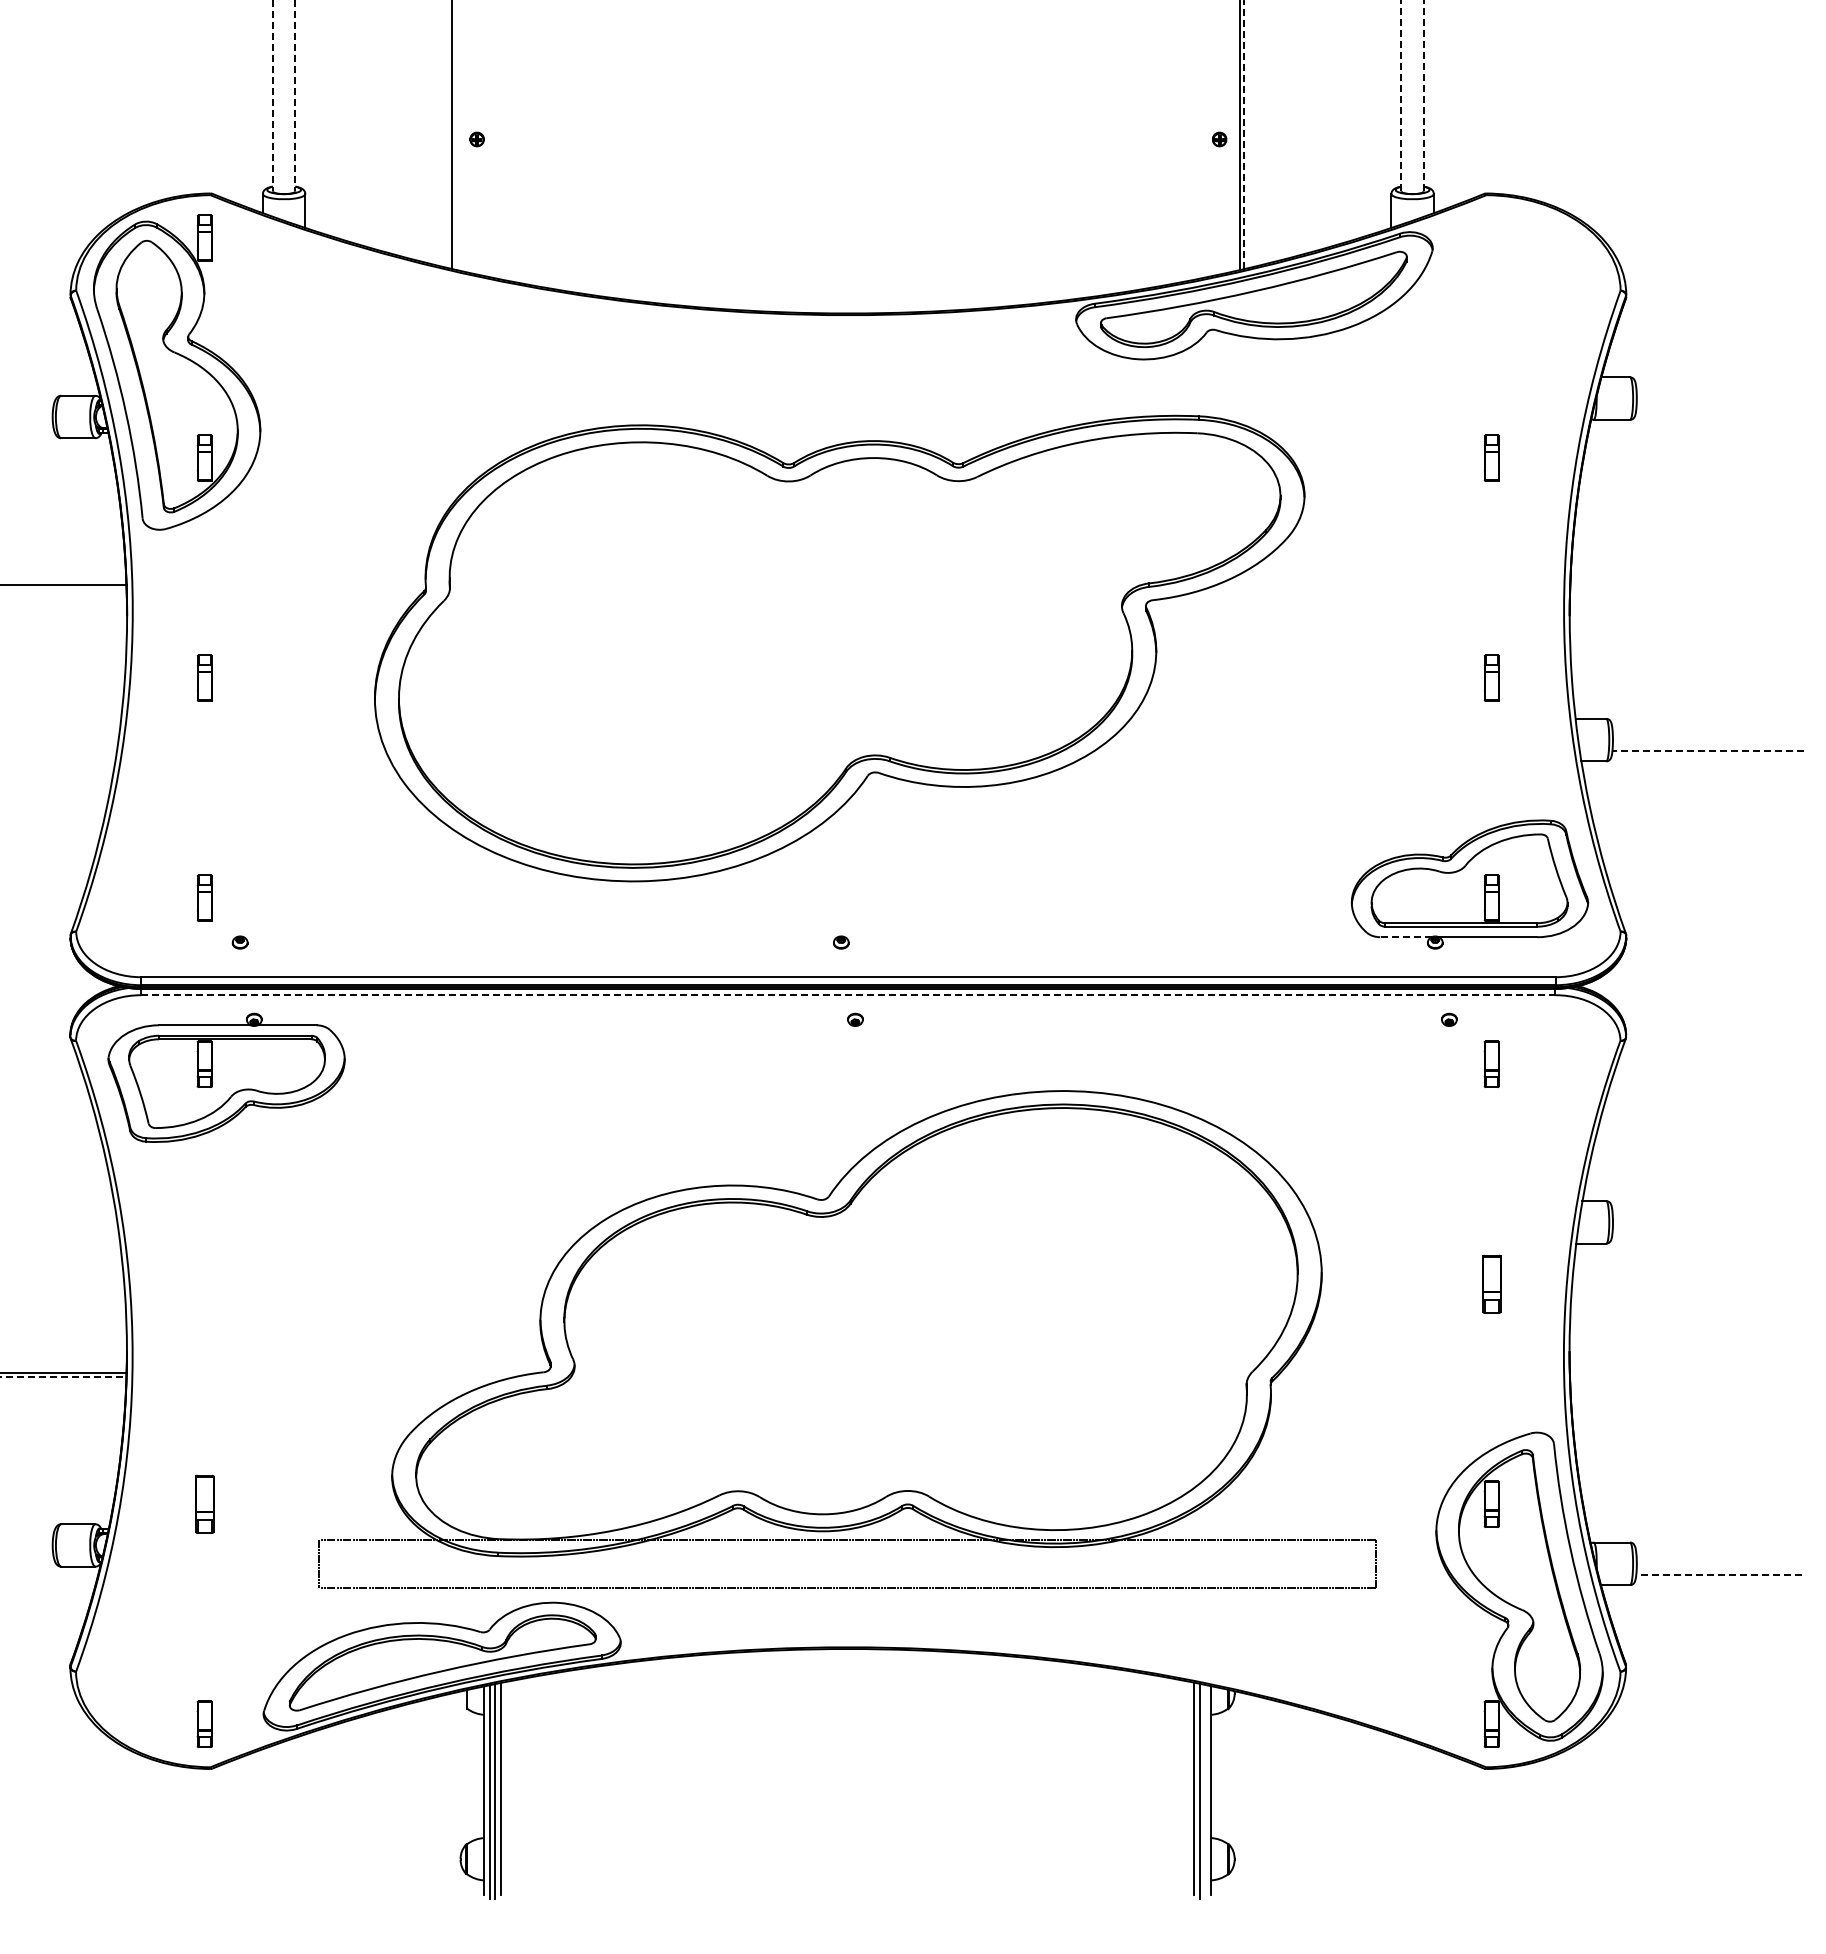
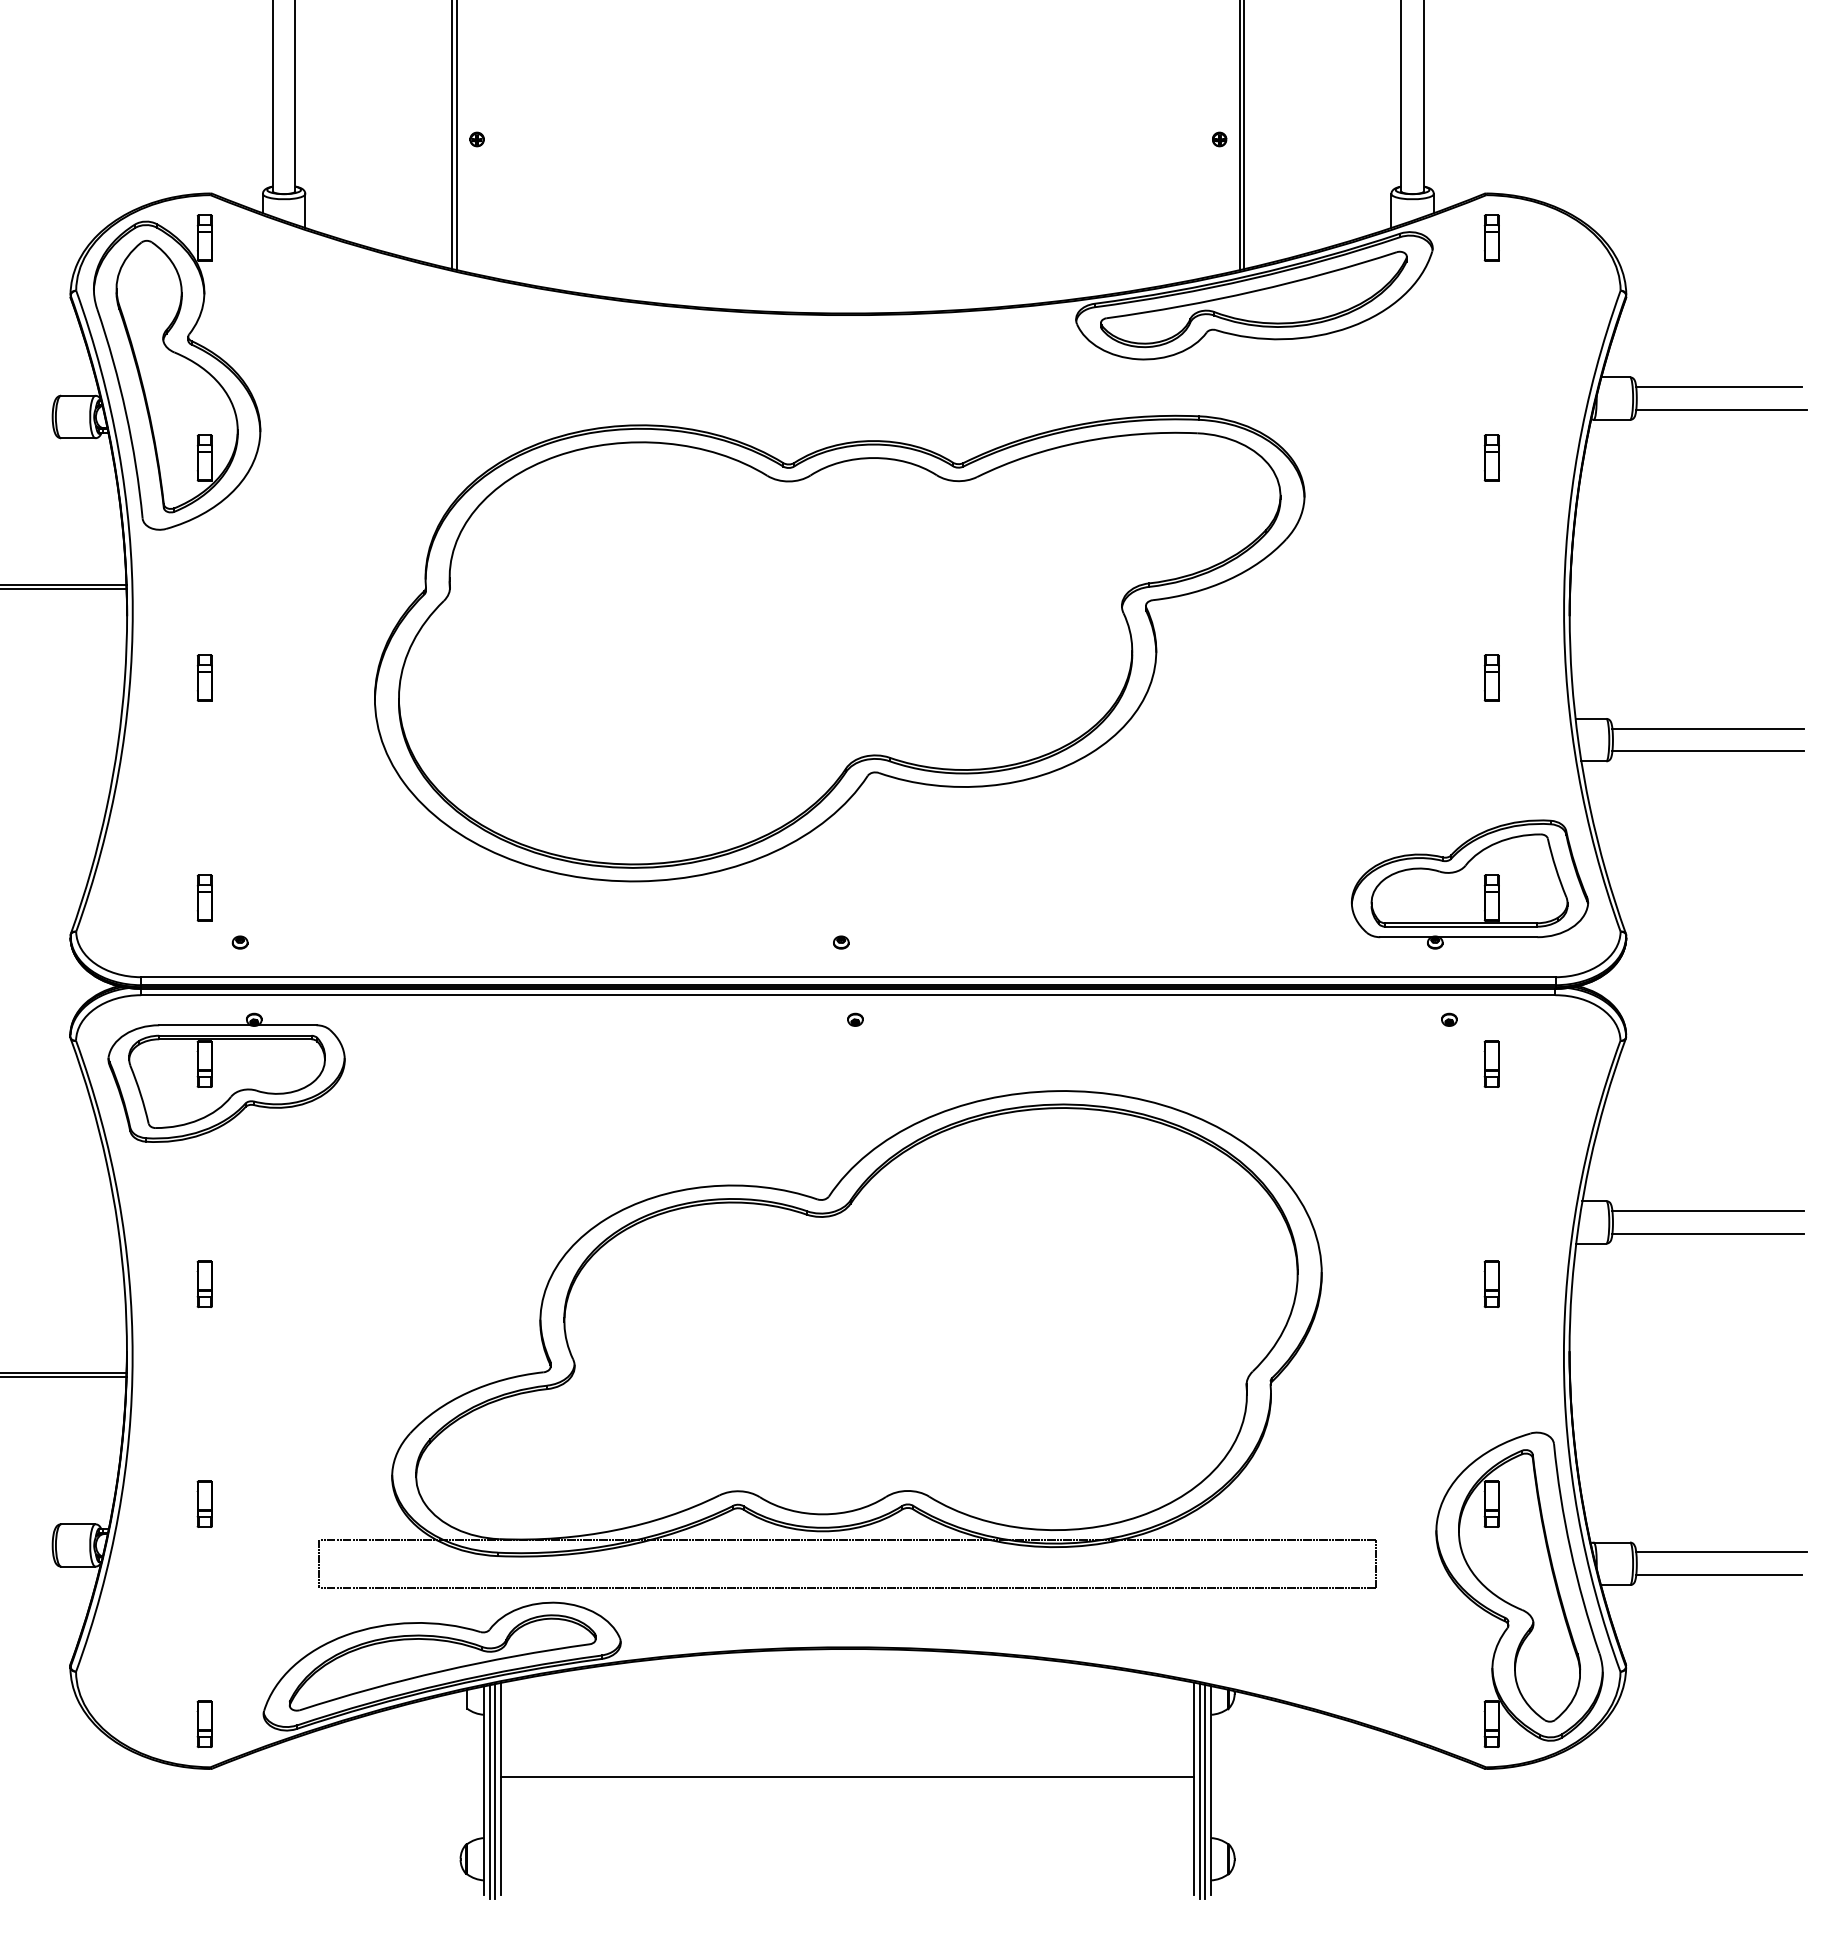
line: dashed -> solid (1401, 95)
line: dashed -> solid (1423, 95)
line: dashed -> solid (272, 96)
line: dashed -> solid (295, 96)
line: dashed -> solid (1244, 134)
line: none -> present (456, 136)
part: none -> present (1491, 237)
line: none -> present (1719, 387)
line: none -> present (1721, 409)
line: none -> present (64, 589)
line: none -> present (1708, 728)
line: dashed -> solid (1708, 751)
line: dashed -> solid (1405, 937)
line: dashed -> solid (848, 995)
line: none -> present (1708, 1211)
line: none -> present (1708, 1233)
part size: 20x60 px -> 17x49 px (1491, 1284)
part: none -> present (204, 1284)
line: dashed -> solid (63, 1377)
part size: 20x60 px -> 17x48 px (204, 1503)
line: none -> present (1721, 1552)
line: dashed -> solid (1718, 1575)
line: none -> present (847, 1777)
line: none -> present (1205, 1791)
